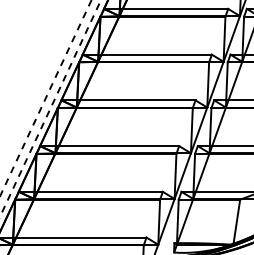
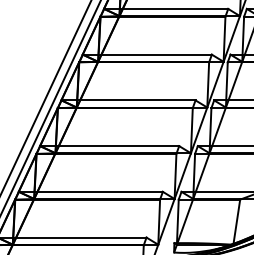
line: dashed -> solid (45, 98)
line: dashed -> solid (50, 108)
